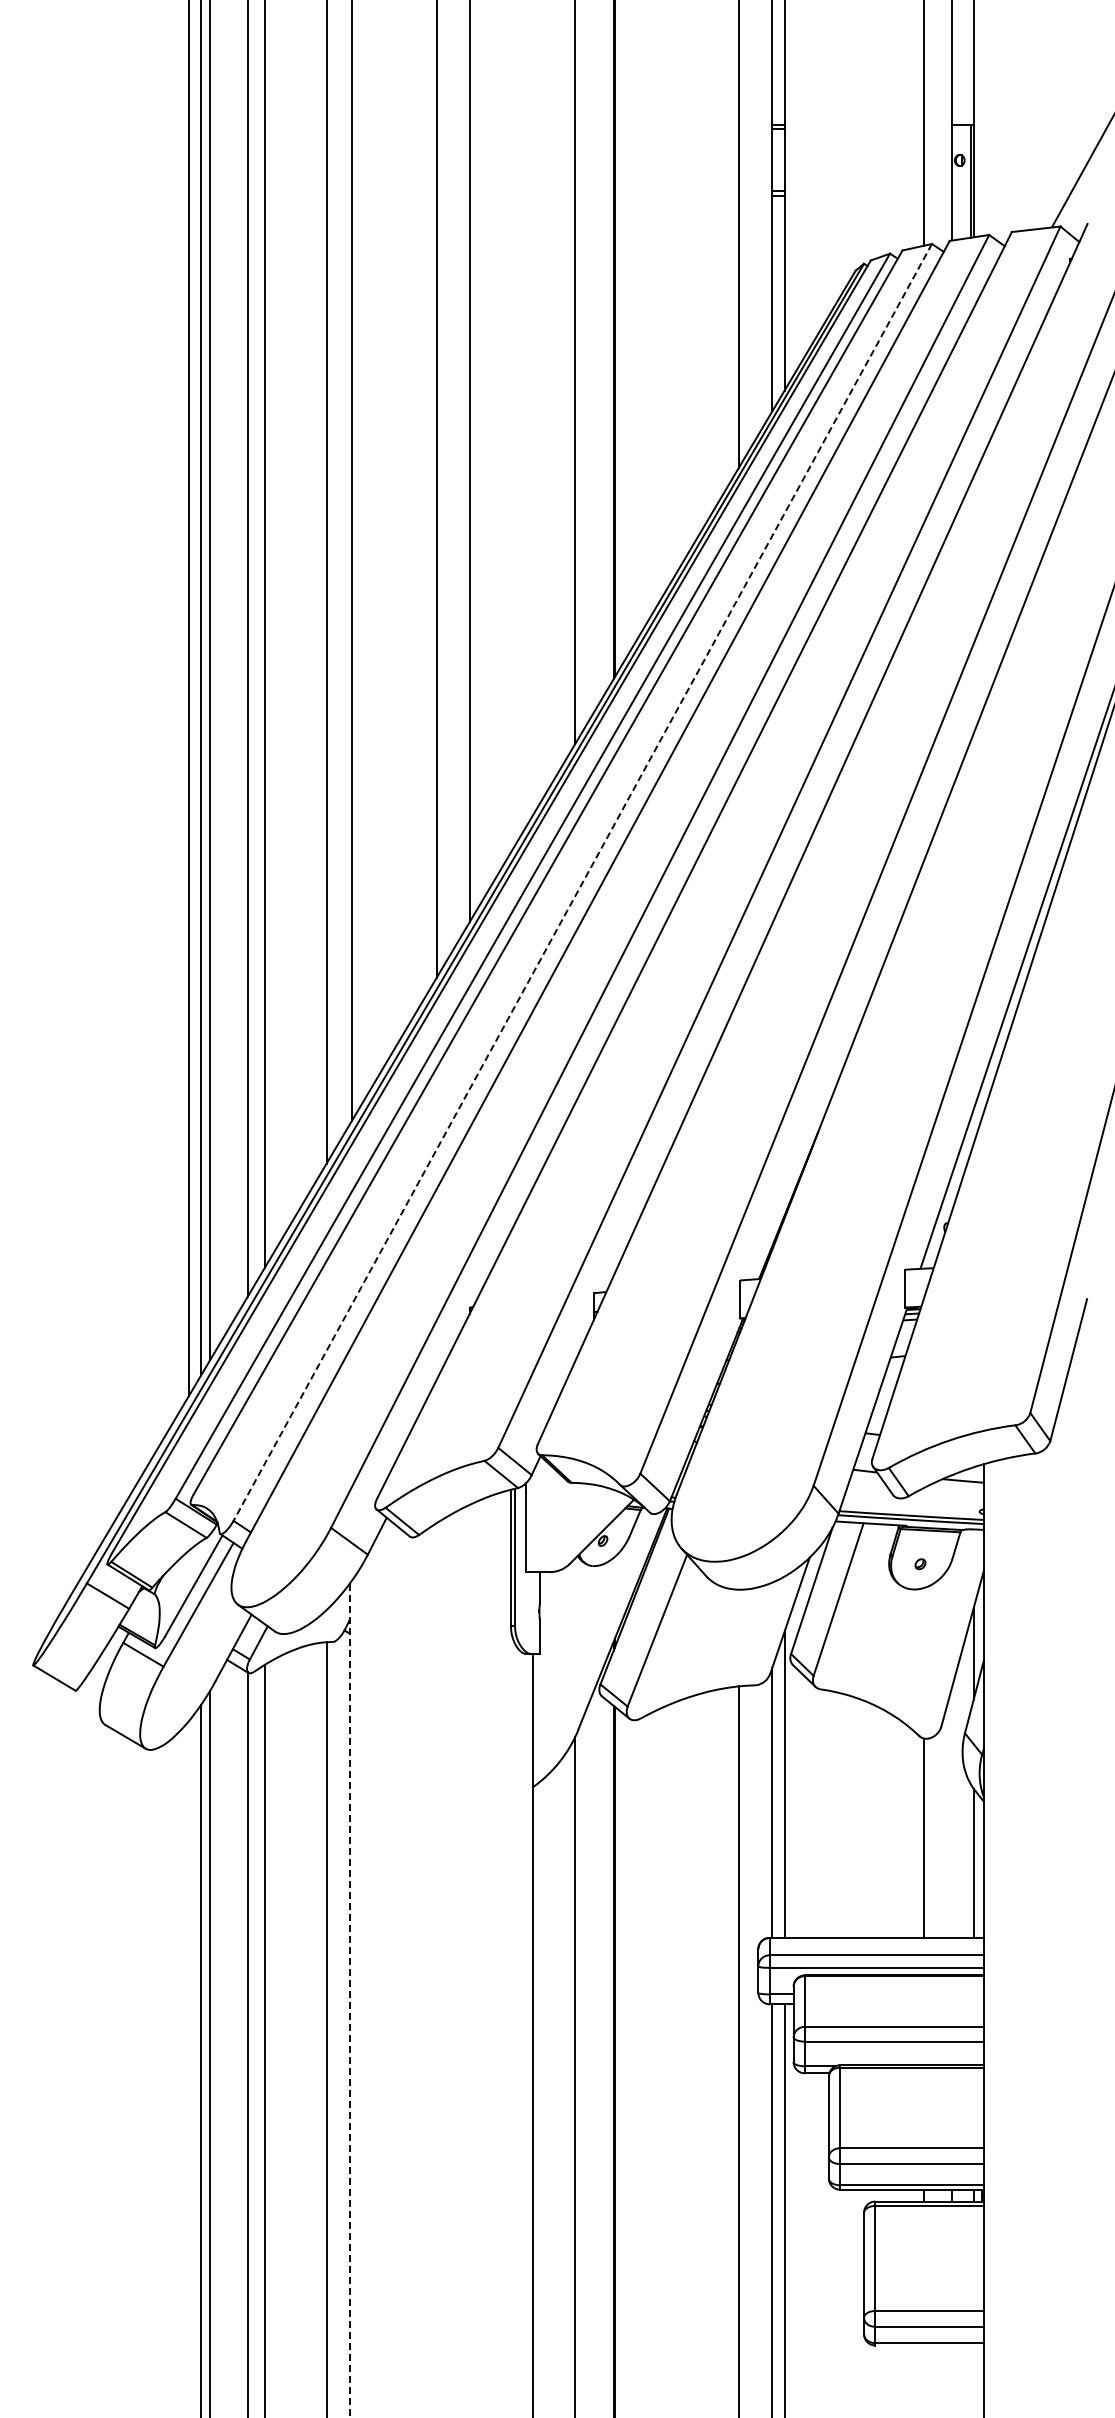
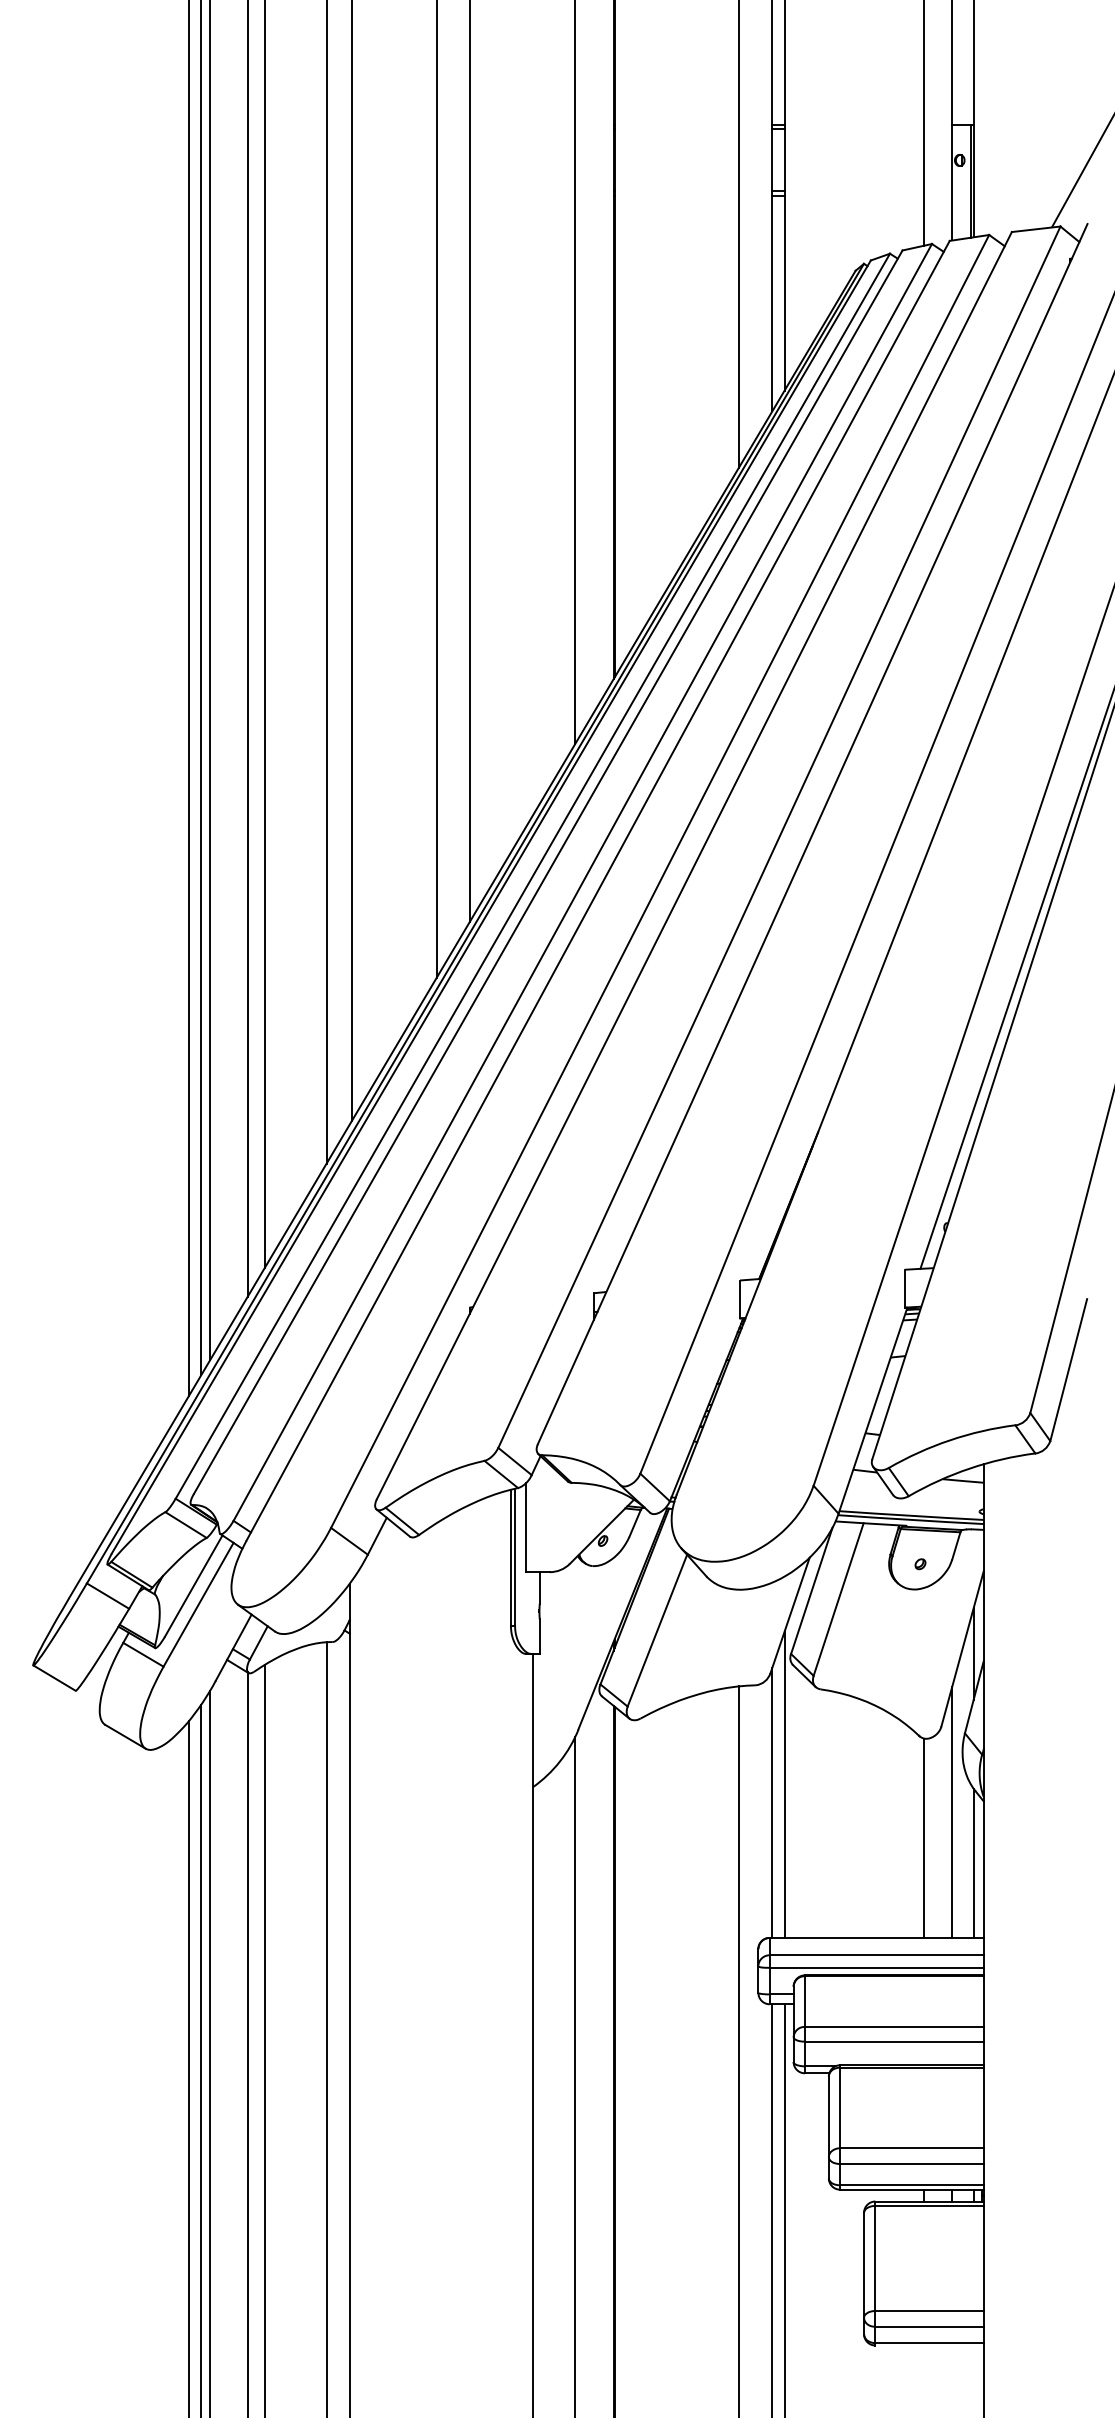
line: dashed -> solid (582, 882)
line: none -> present (952, 1812)
line: dashed -> solid (349, 2000)
line: none -> present (188, 2067)
